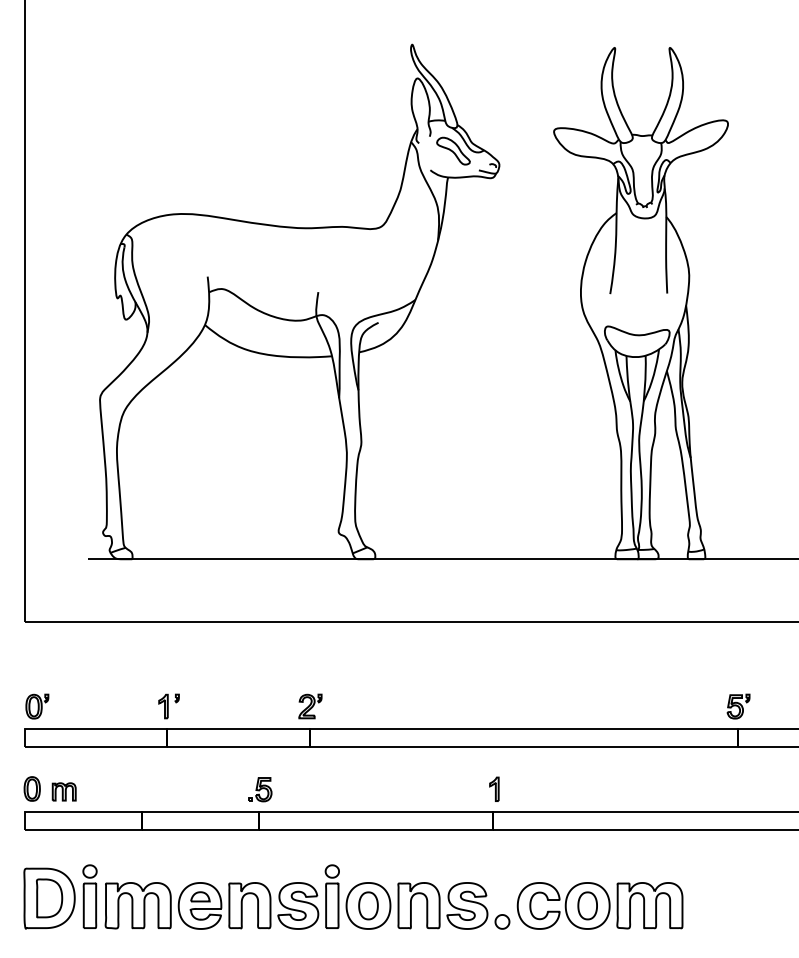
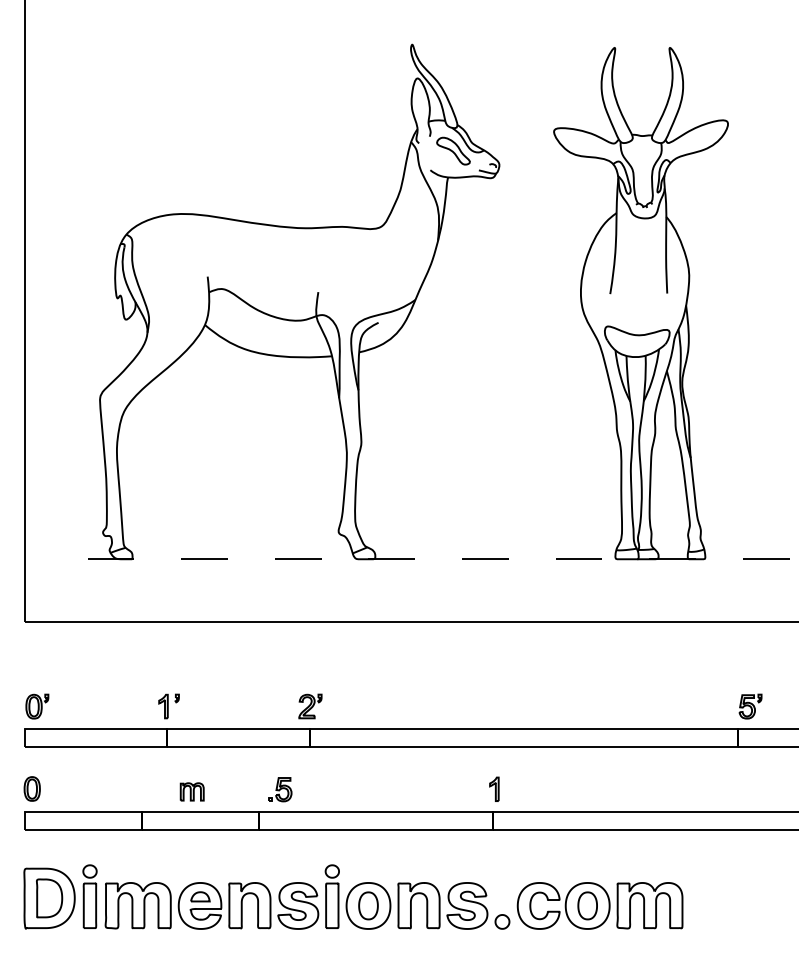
line: solid -> dashed (443, 559)
part position: (738, 706) -> (750, 706) (750, 706)
part position: (260, 789) -> (280, 789) (280, 789)
part position: (63, 791) -> (191, 791) (191, 791)
